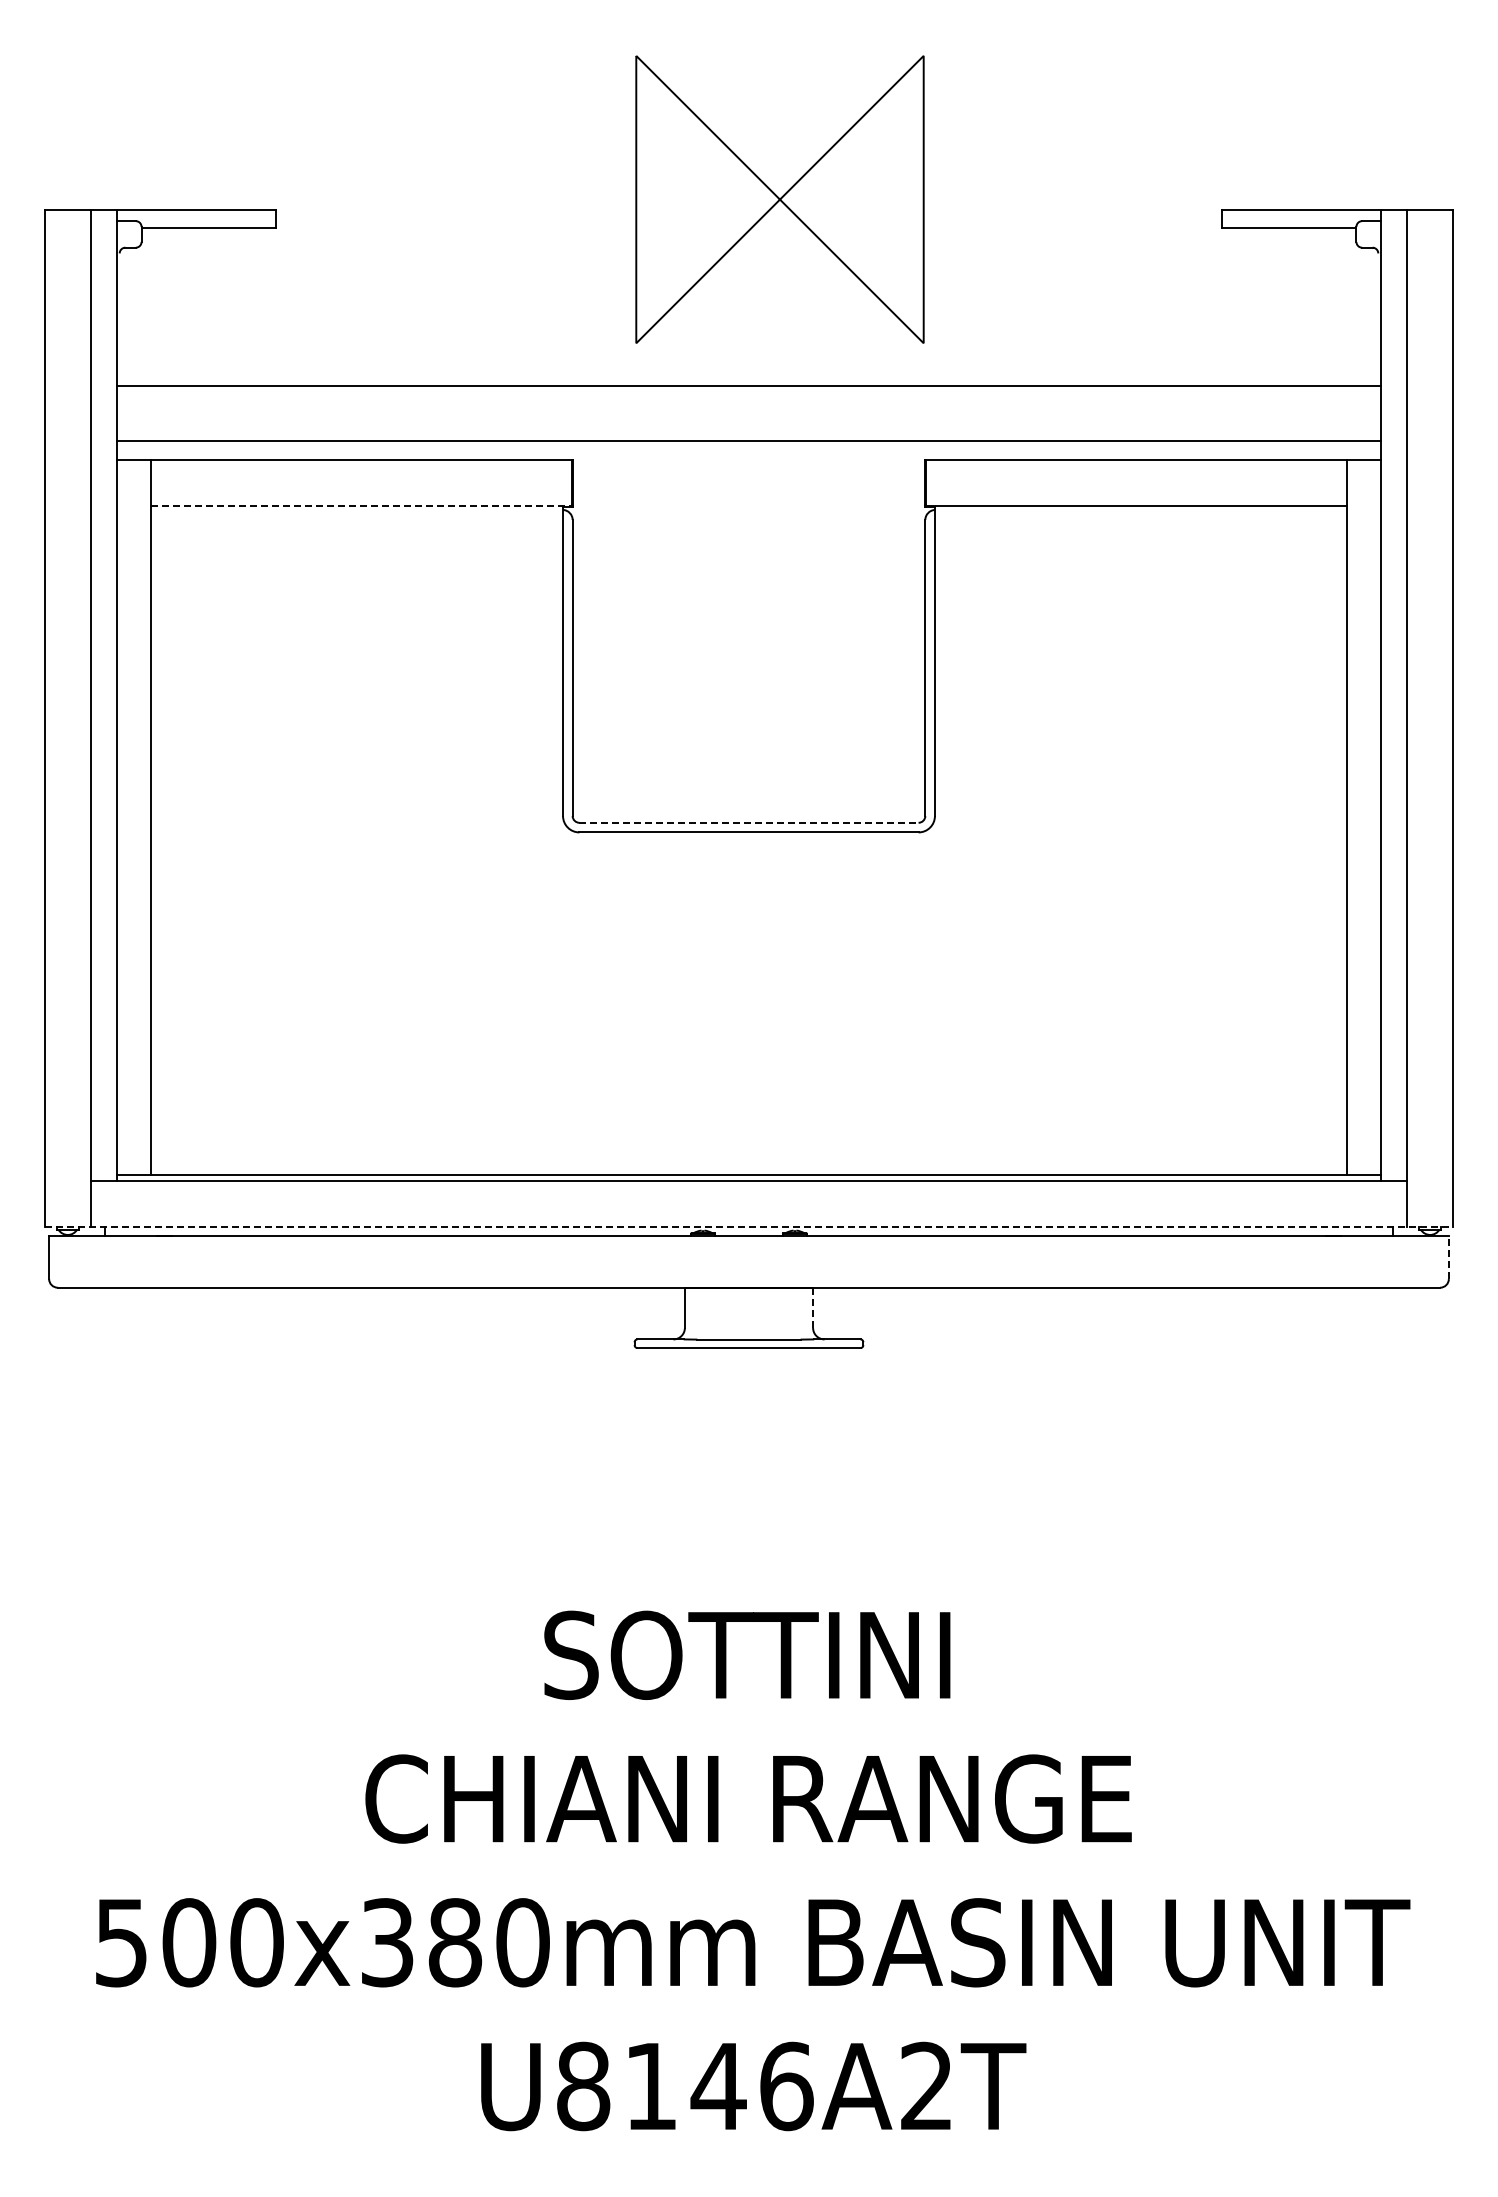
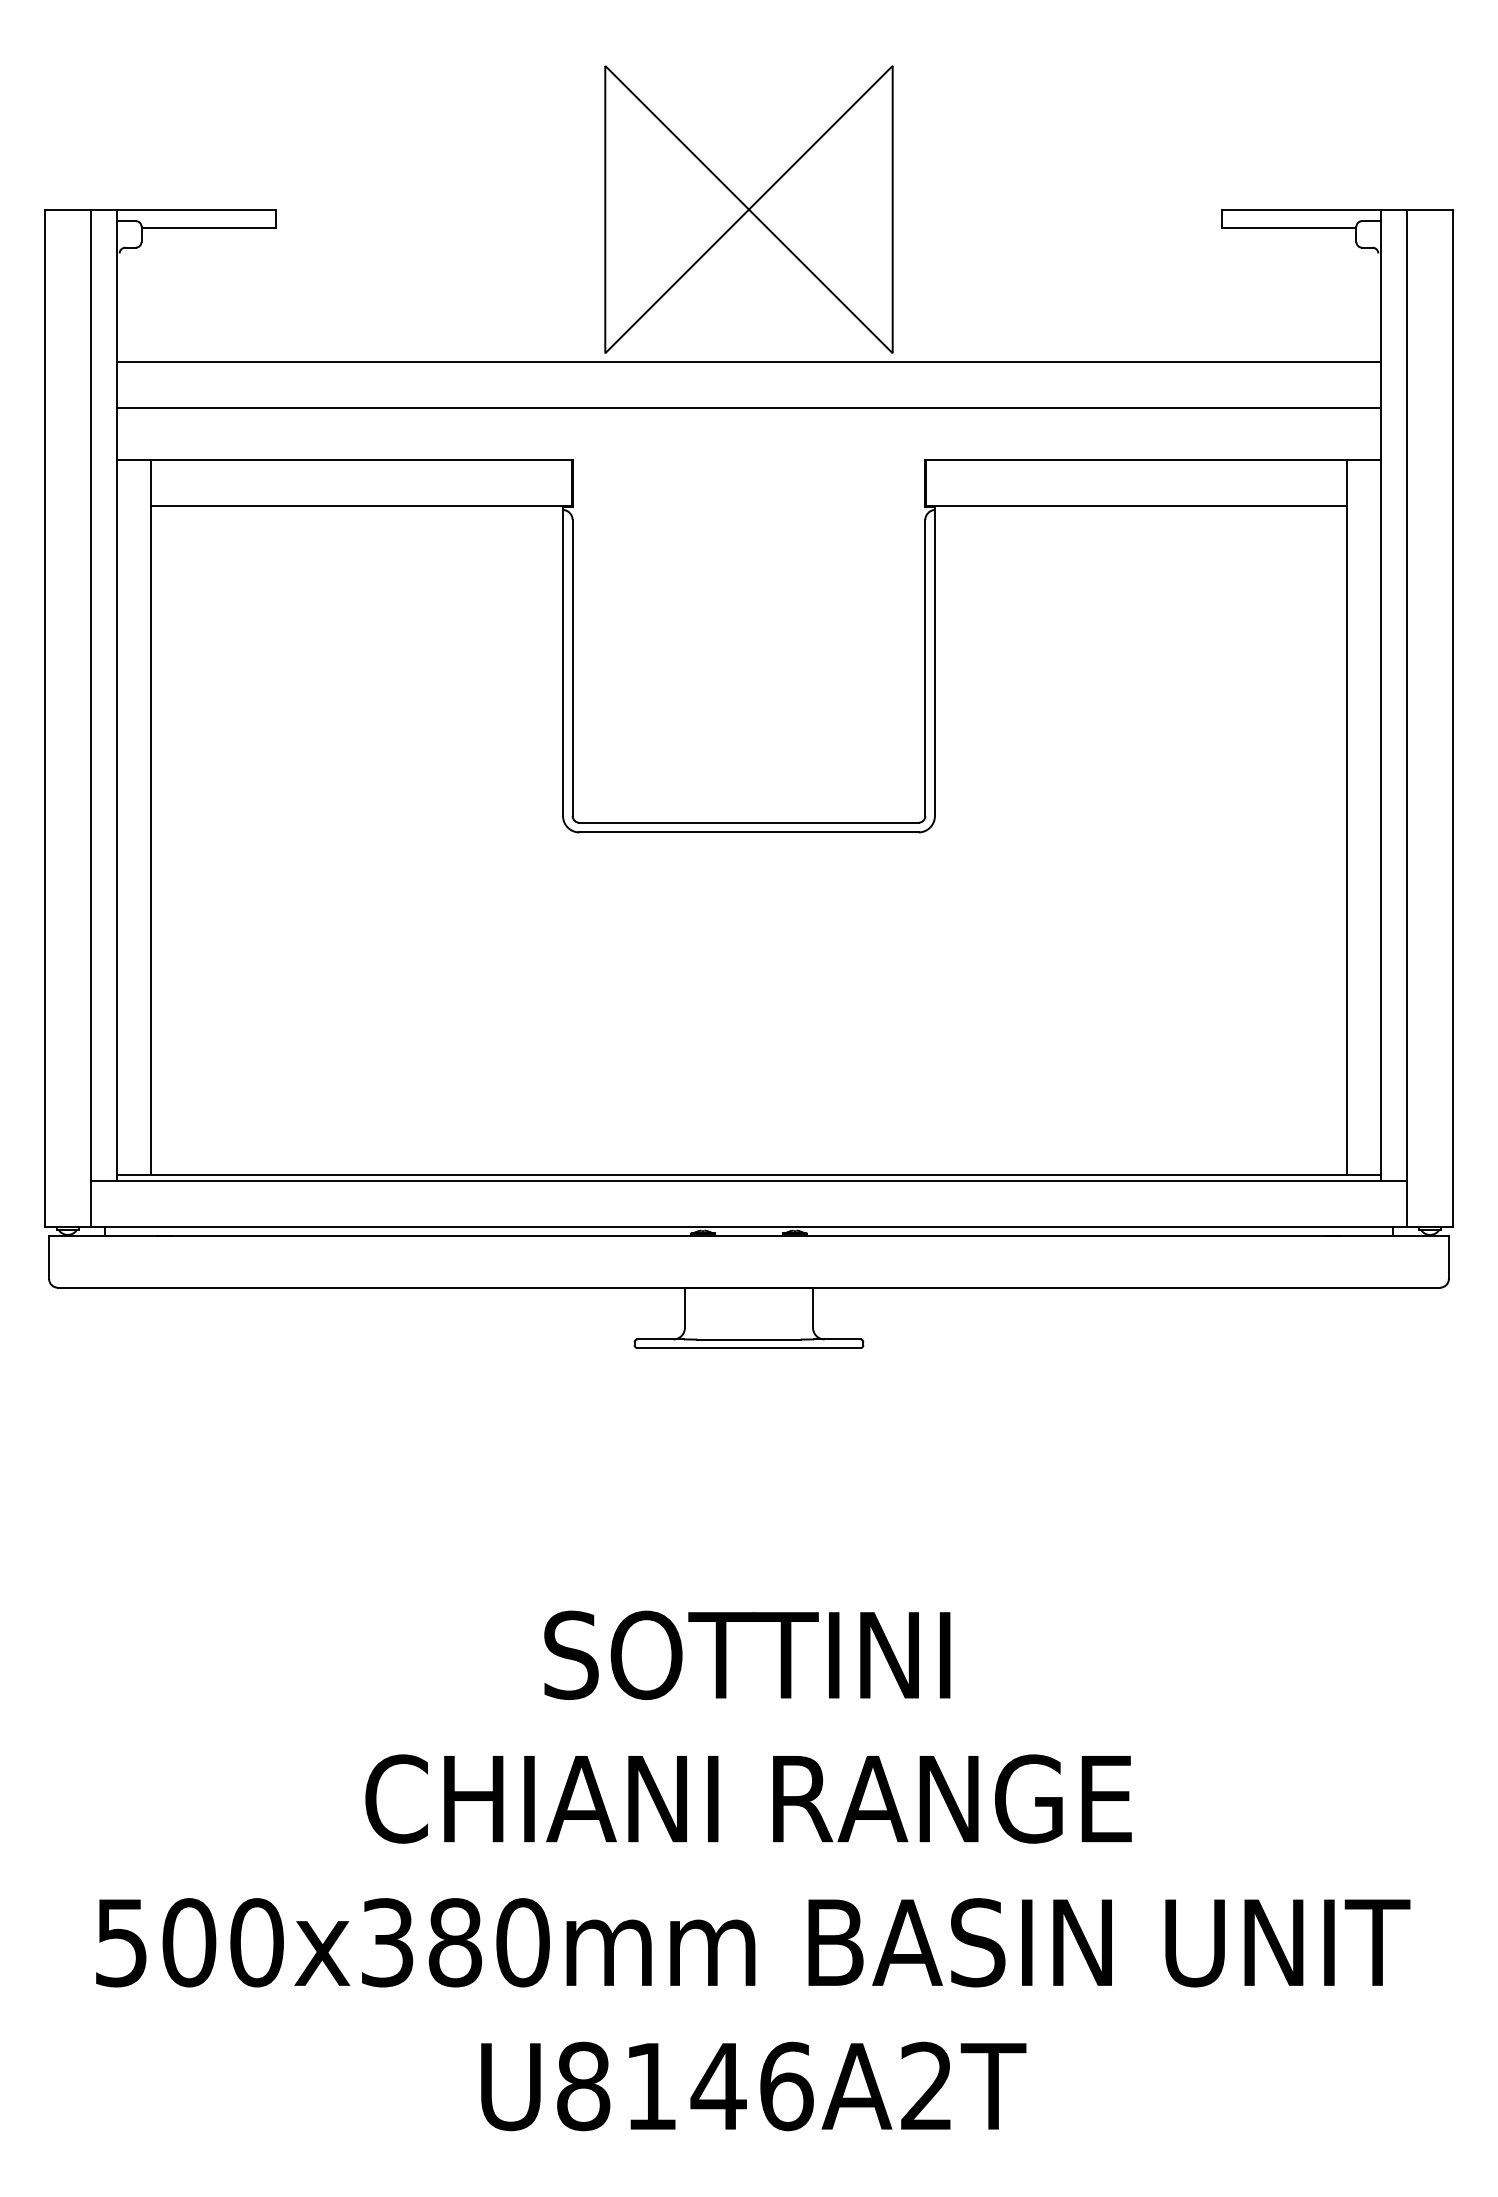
part position: (779, 199) -> (748, 209) (748, 209)
line position: (748, 385) -> (748, 361) (748, 361)
line position: (748, 440) -> (748, 407) (748, 407)
line: dashed -> solid (361, 505)
line: dashed -> solid (749, 822)
line: dashed -> solid (749, 1227)
line: dashed -> solid (1448, 1257)
line: dashed -> solid (813, 1308)
